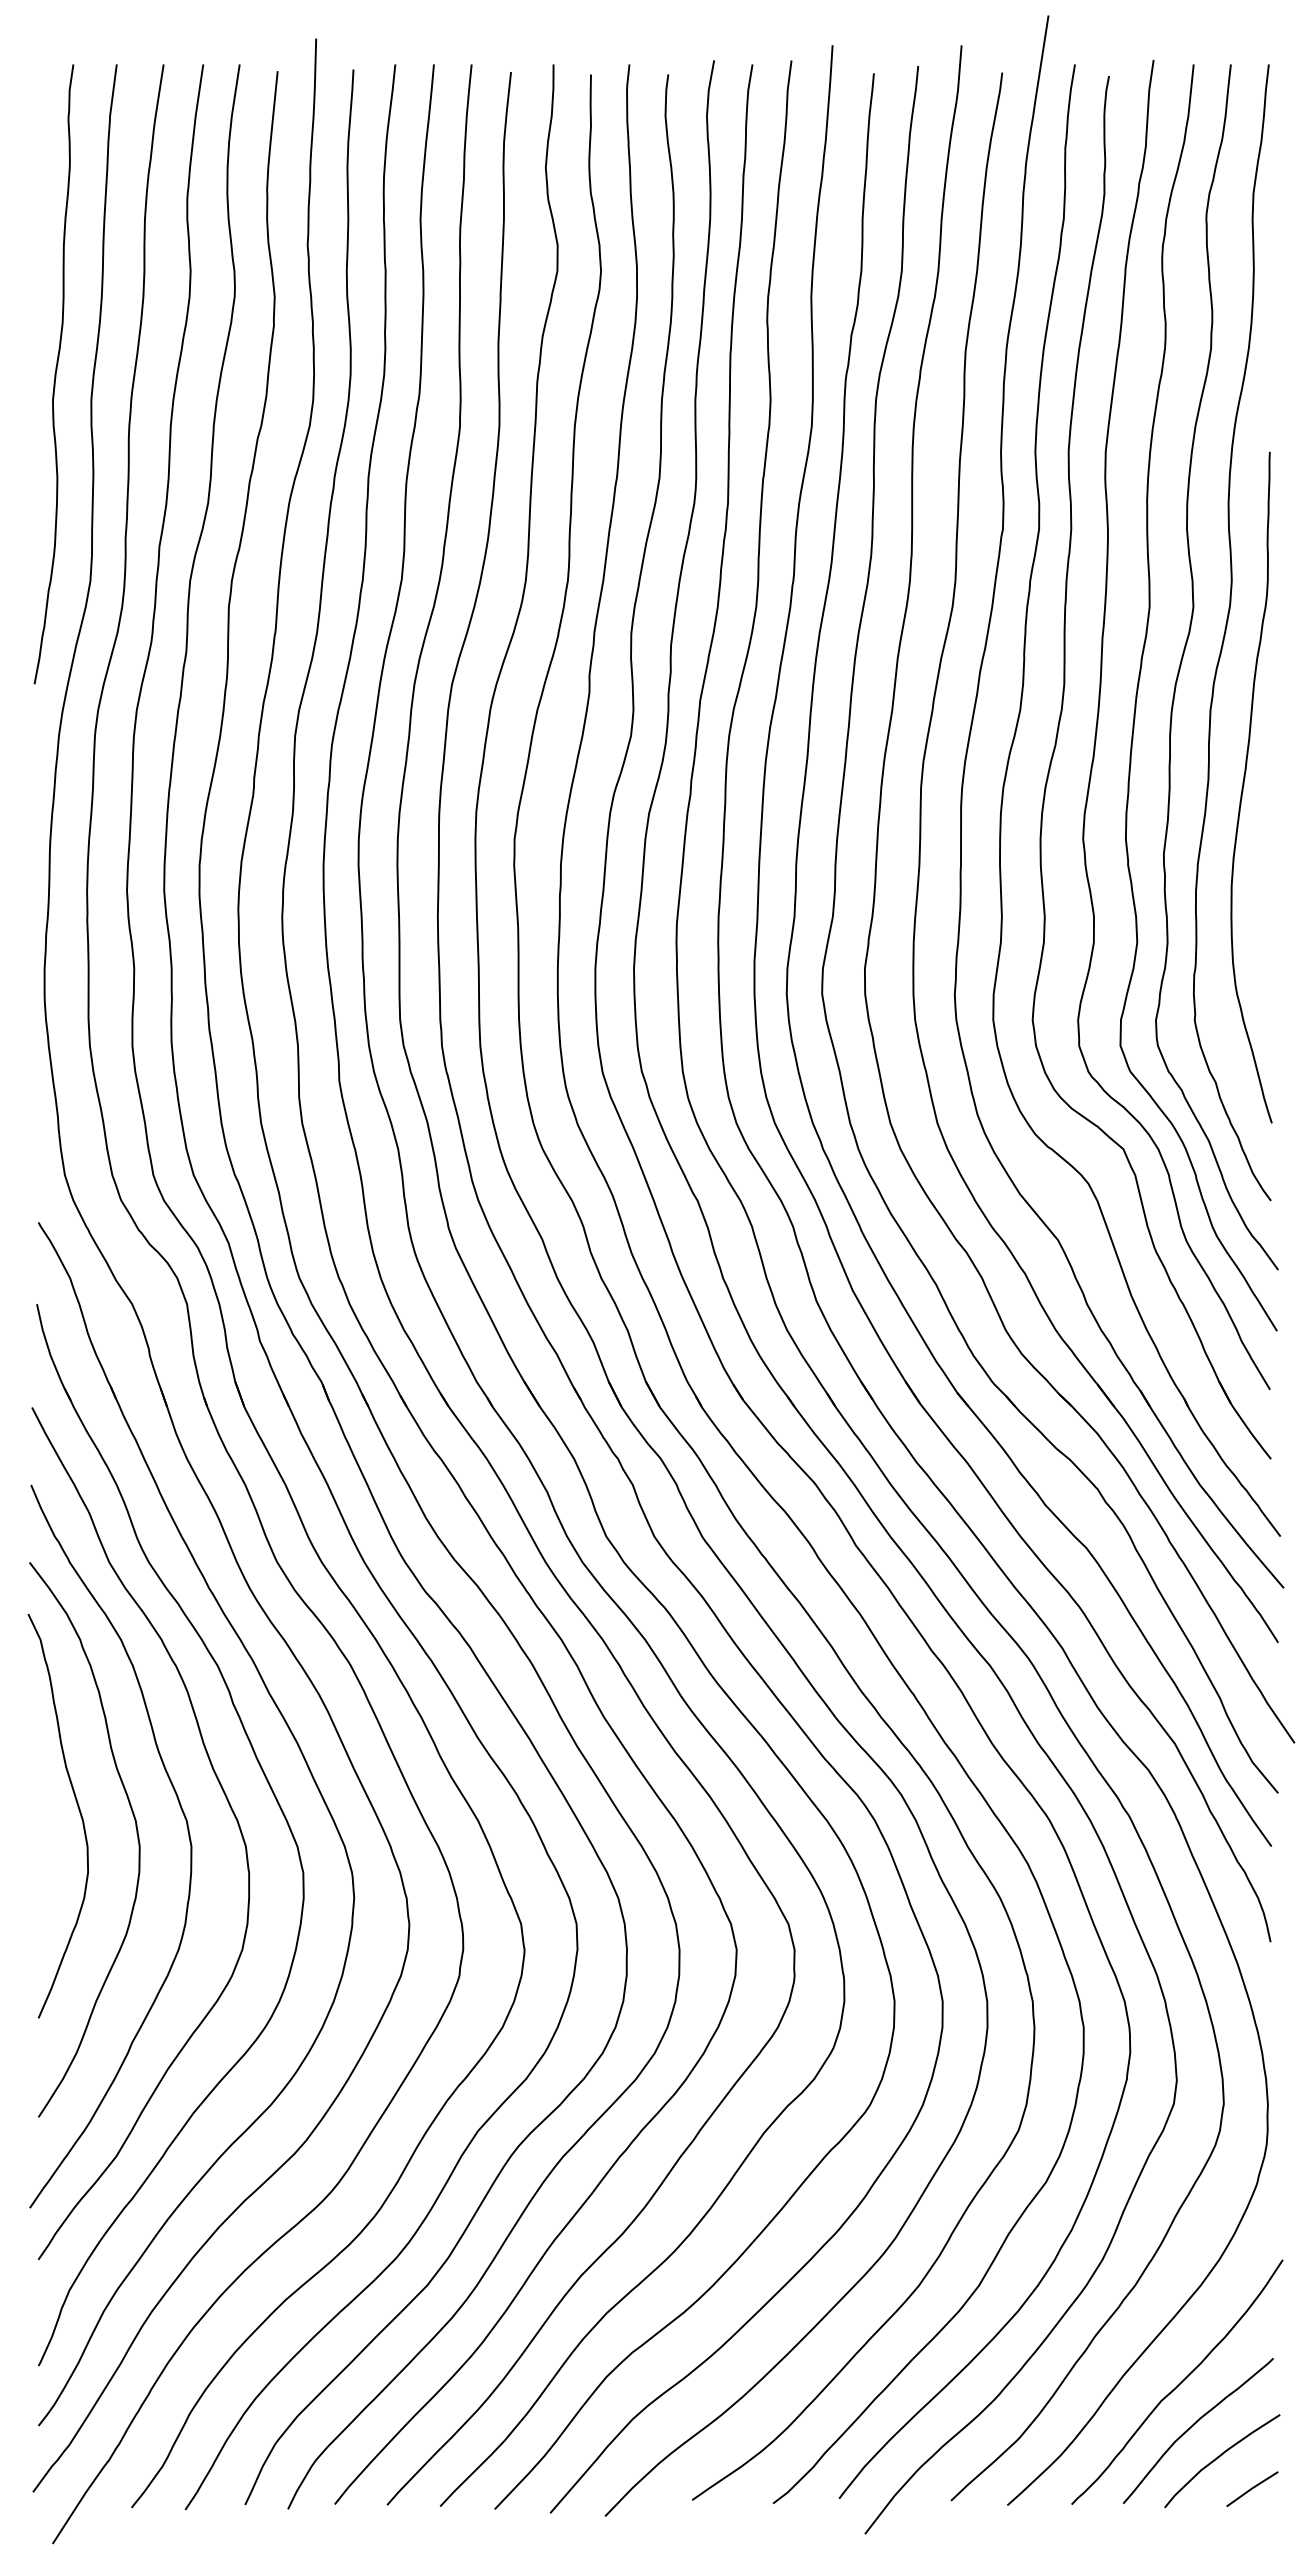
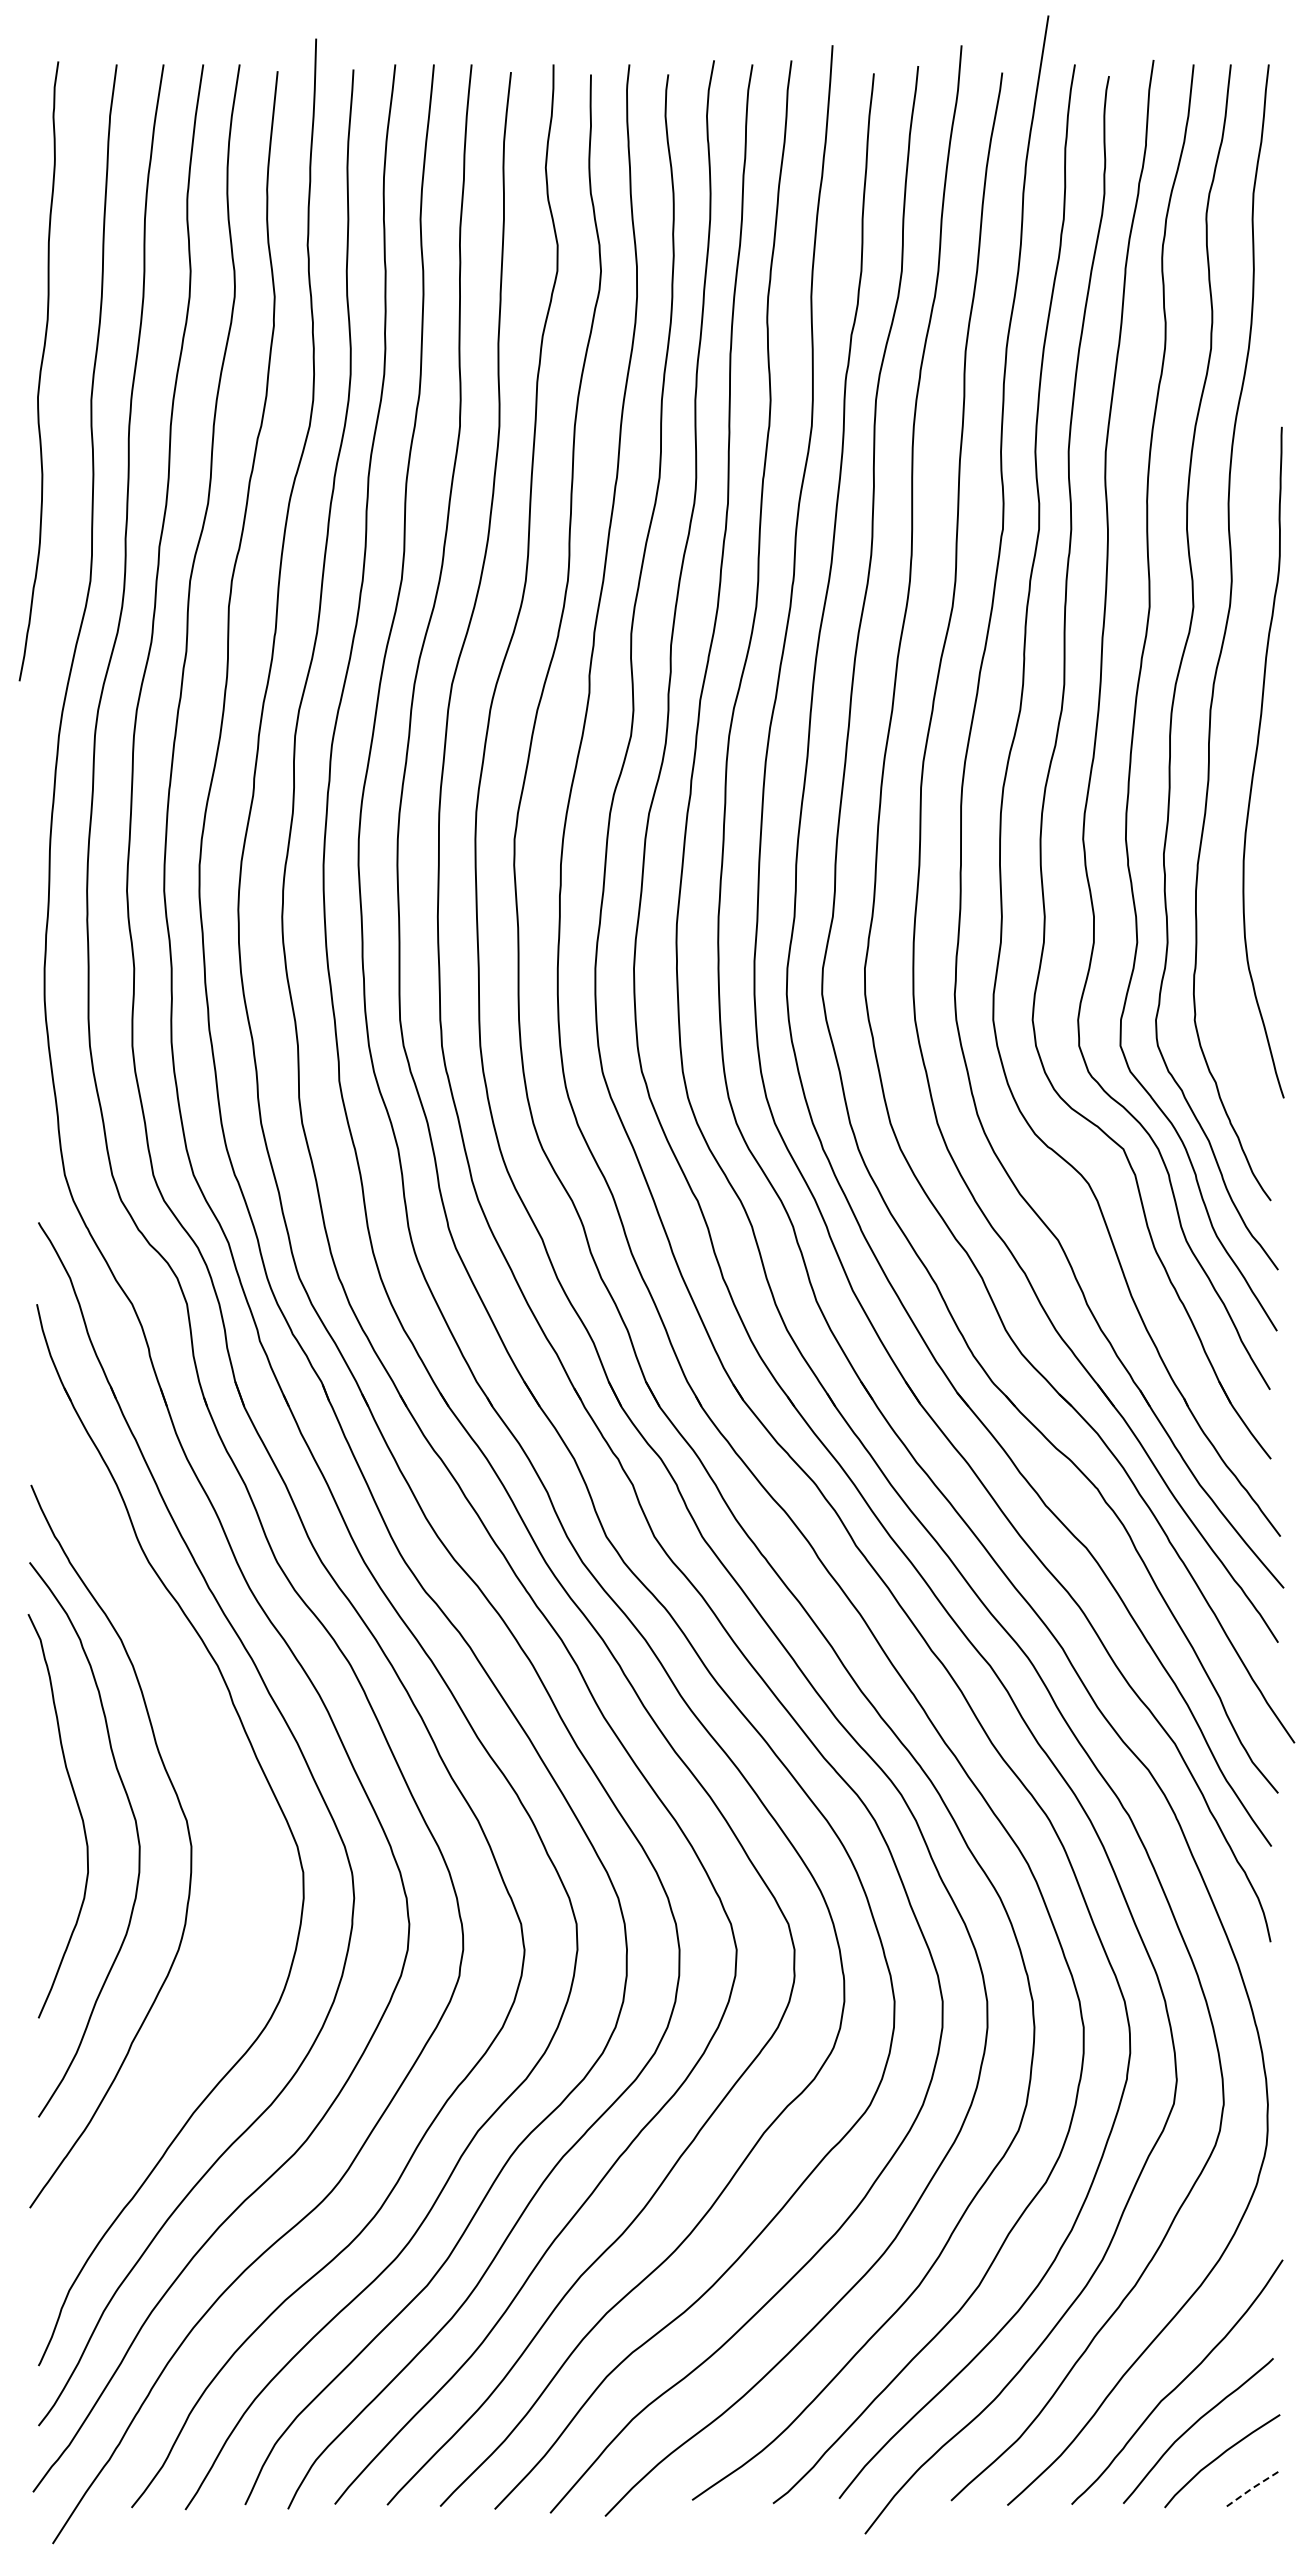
curve position: (54, 374) -> (39, 371) (39, 371)
curve position: (1244, 785) -> (1256, 760) (1256, 760)
curve: present -> none (222, 1791)
line: solid -> dashed (1252, 2488)
